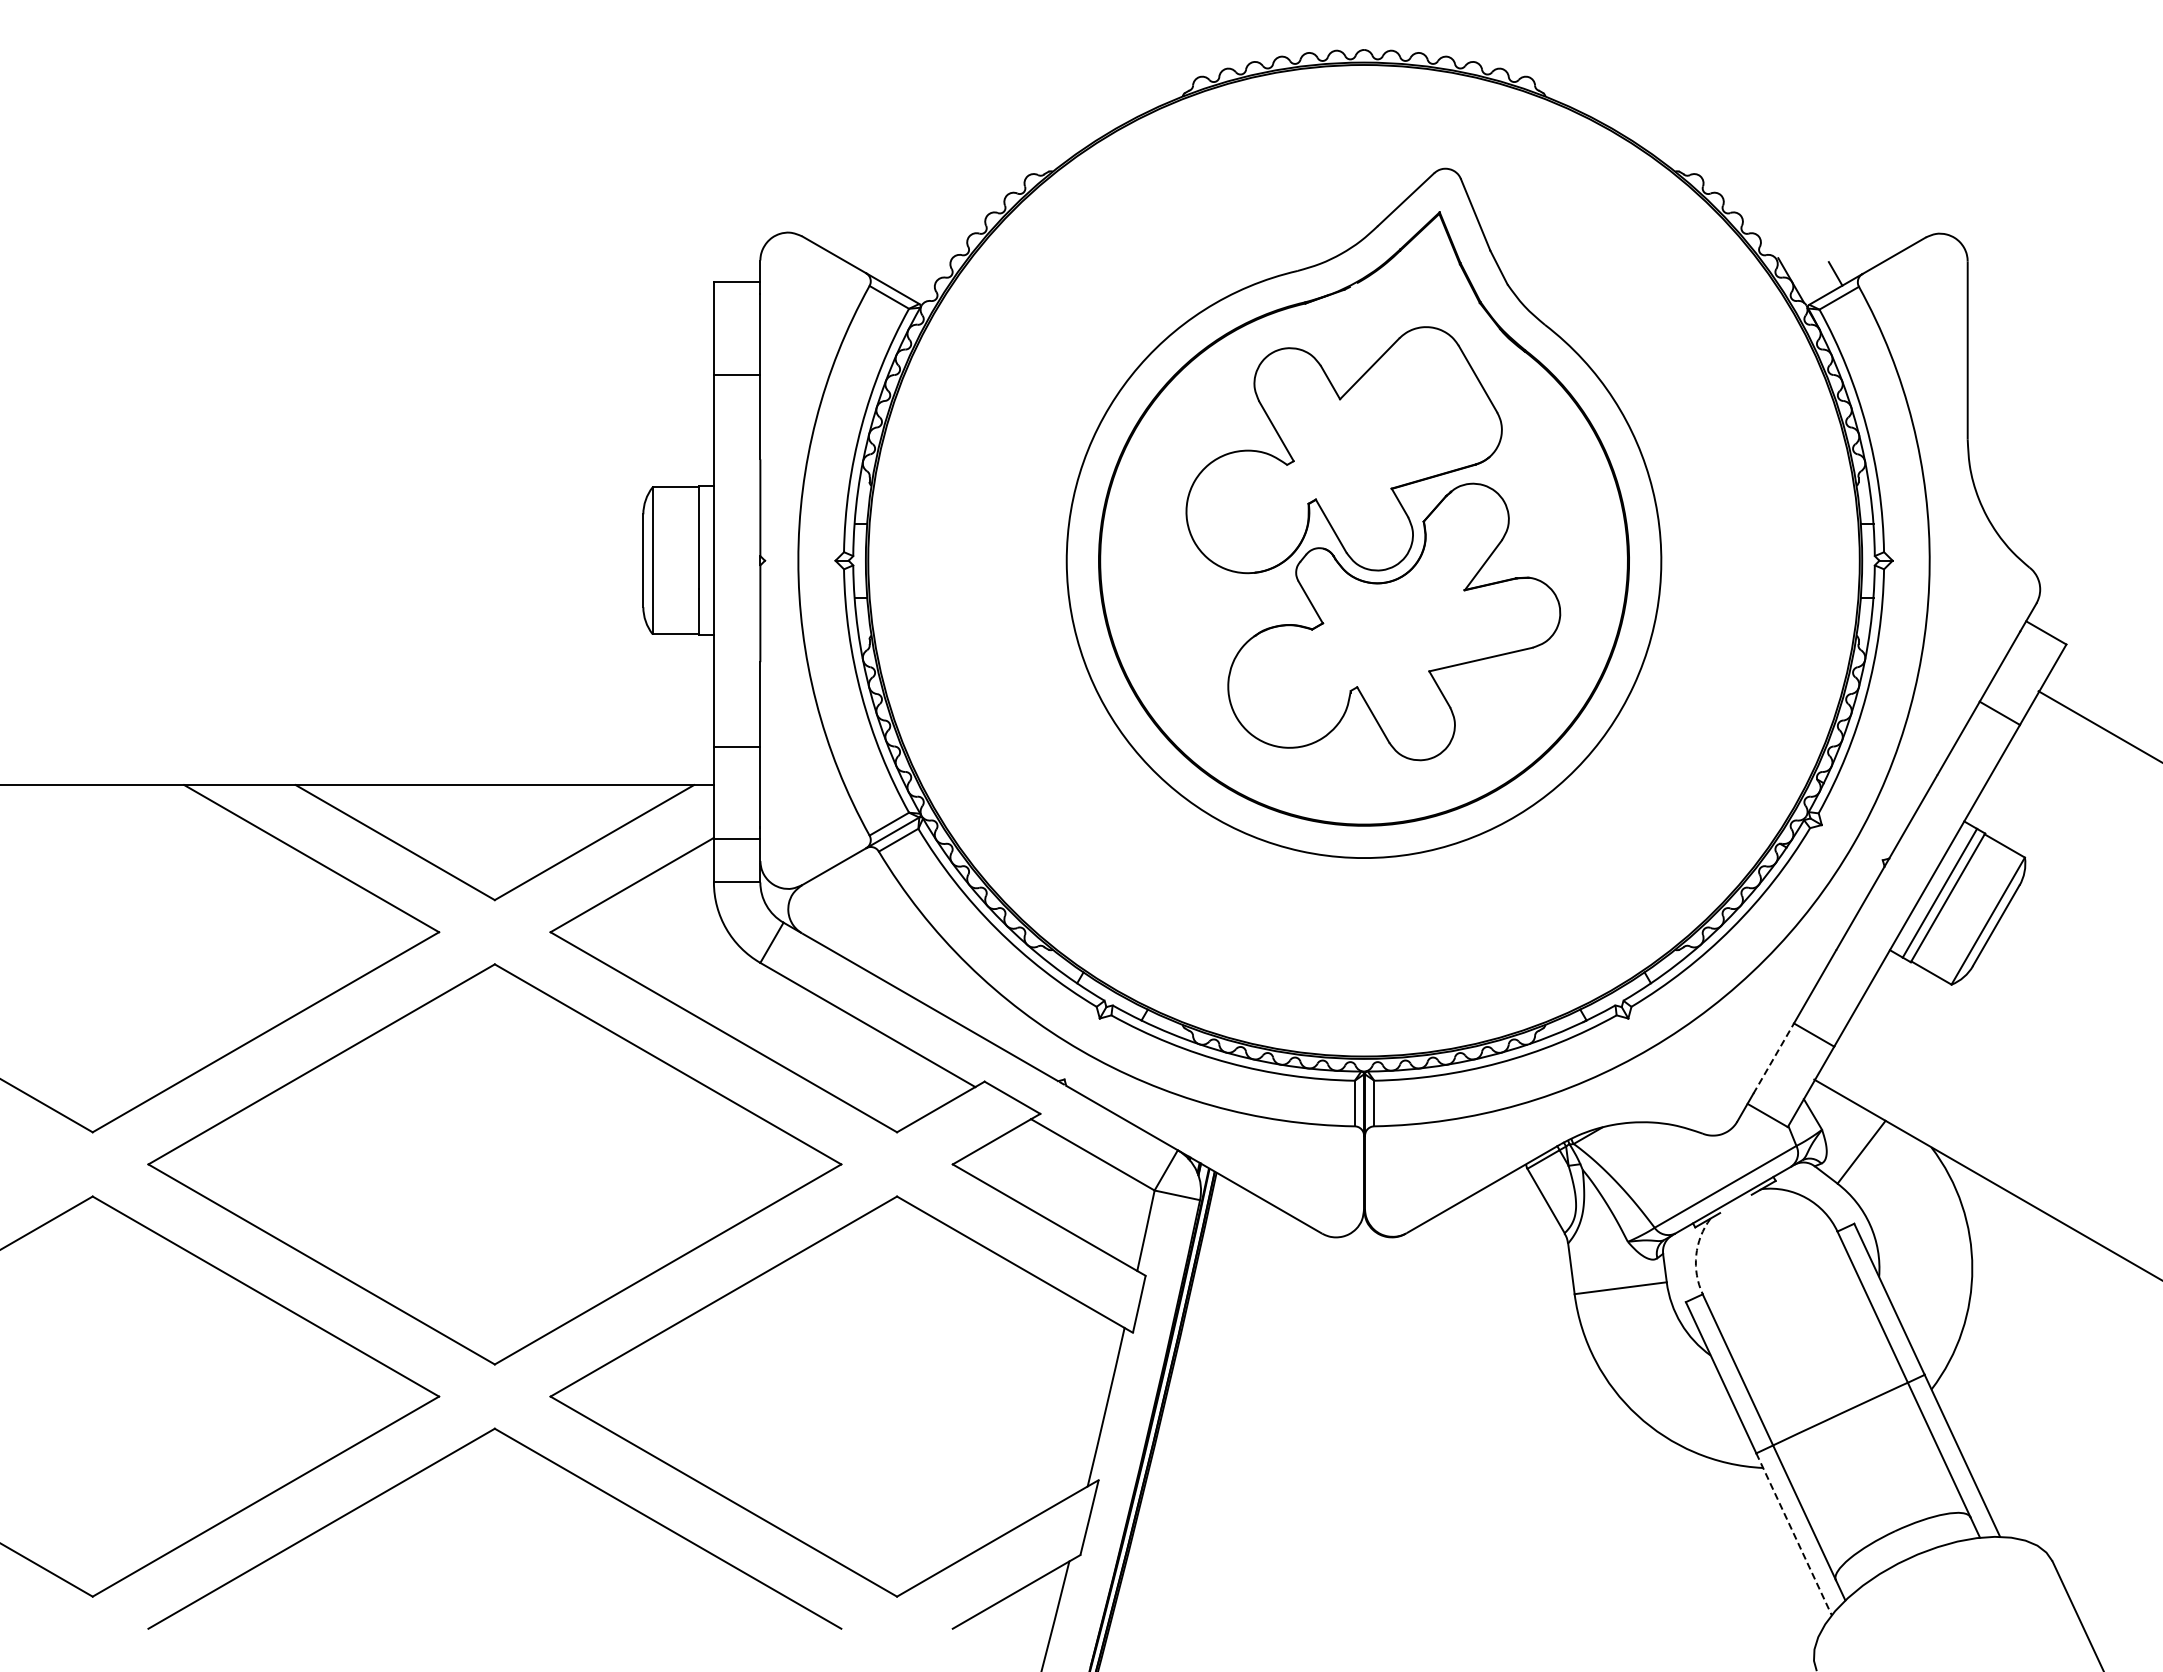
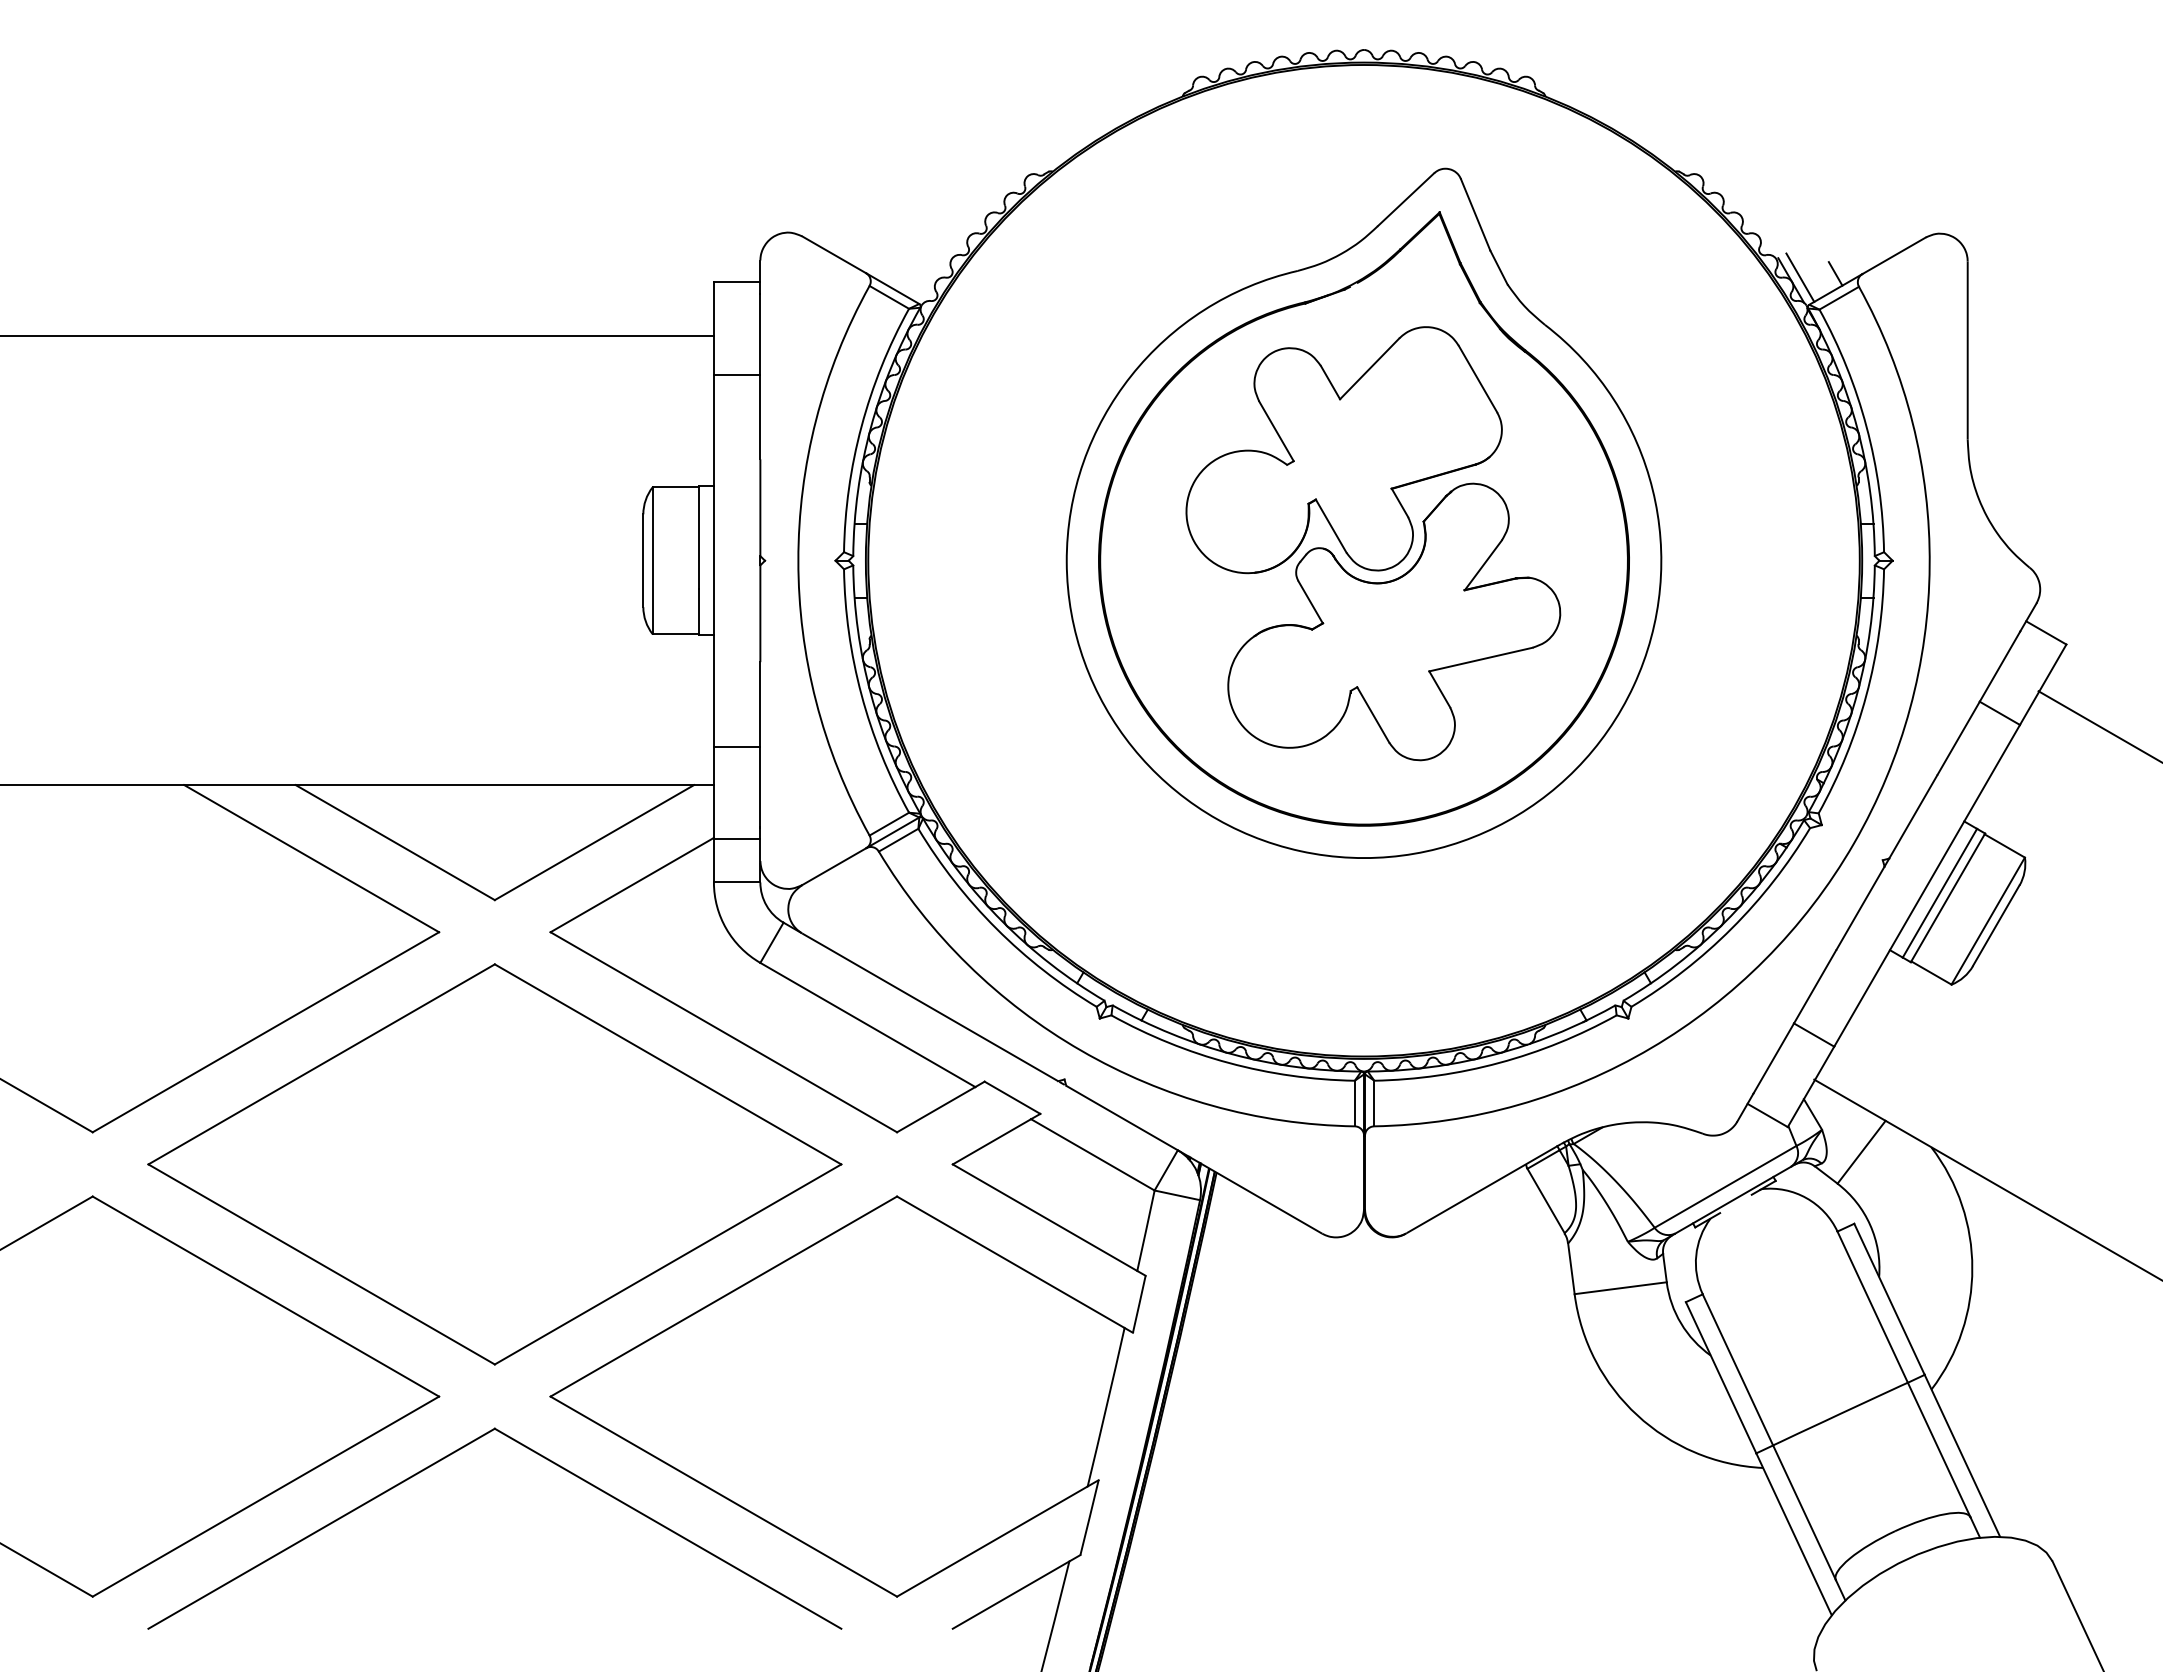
line: none -> present (1800, 277)
line: none -> present (357, 336)
line: dashed -> solid (1773, 1058)
arc: dashed -> solid (1696, 1255)
line: dashed -> solid (1794, 1534)
